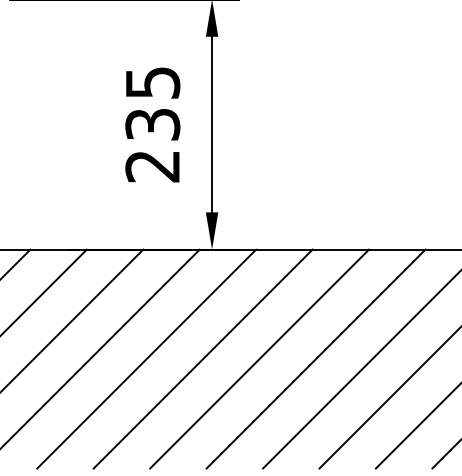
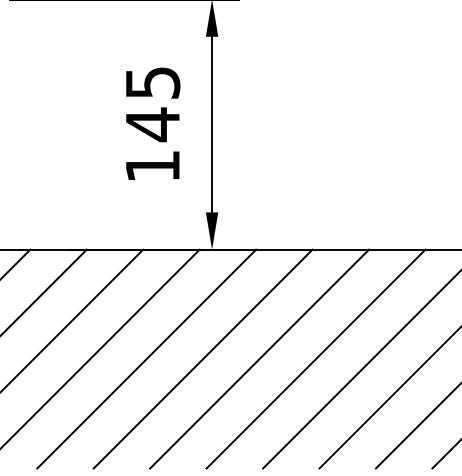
text: 235 -> 145 (152, 144)
